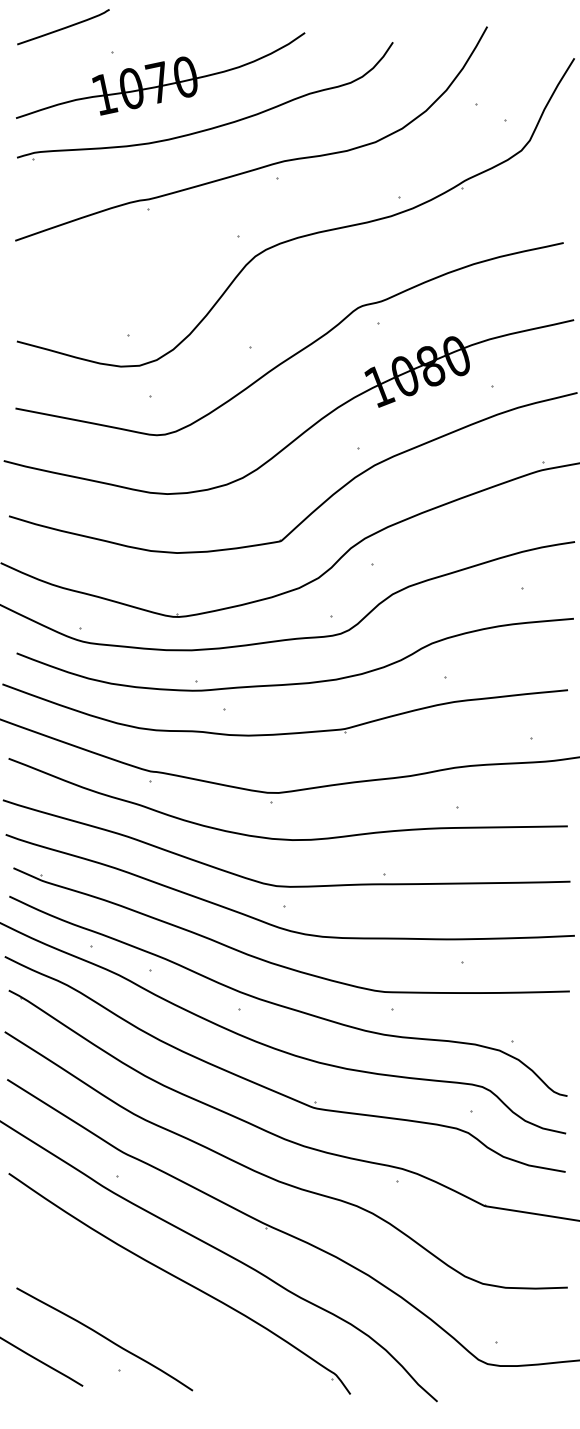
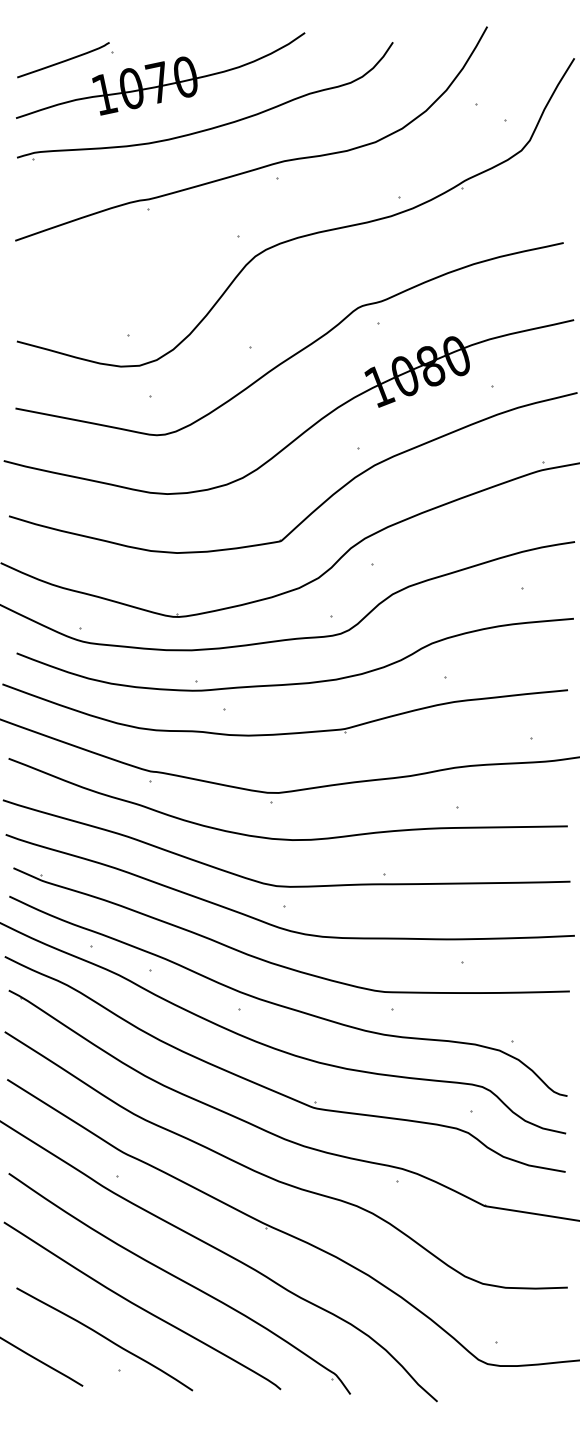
curve position: (63, 27) -> (63, 60) (63, 60)
curve: none -> present (142, 1307)
